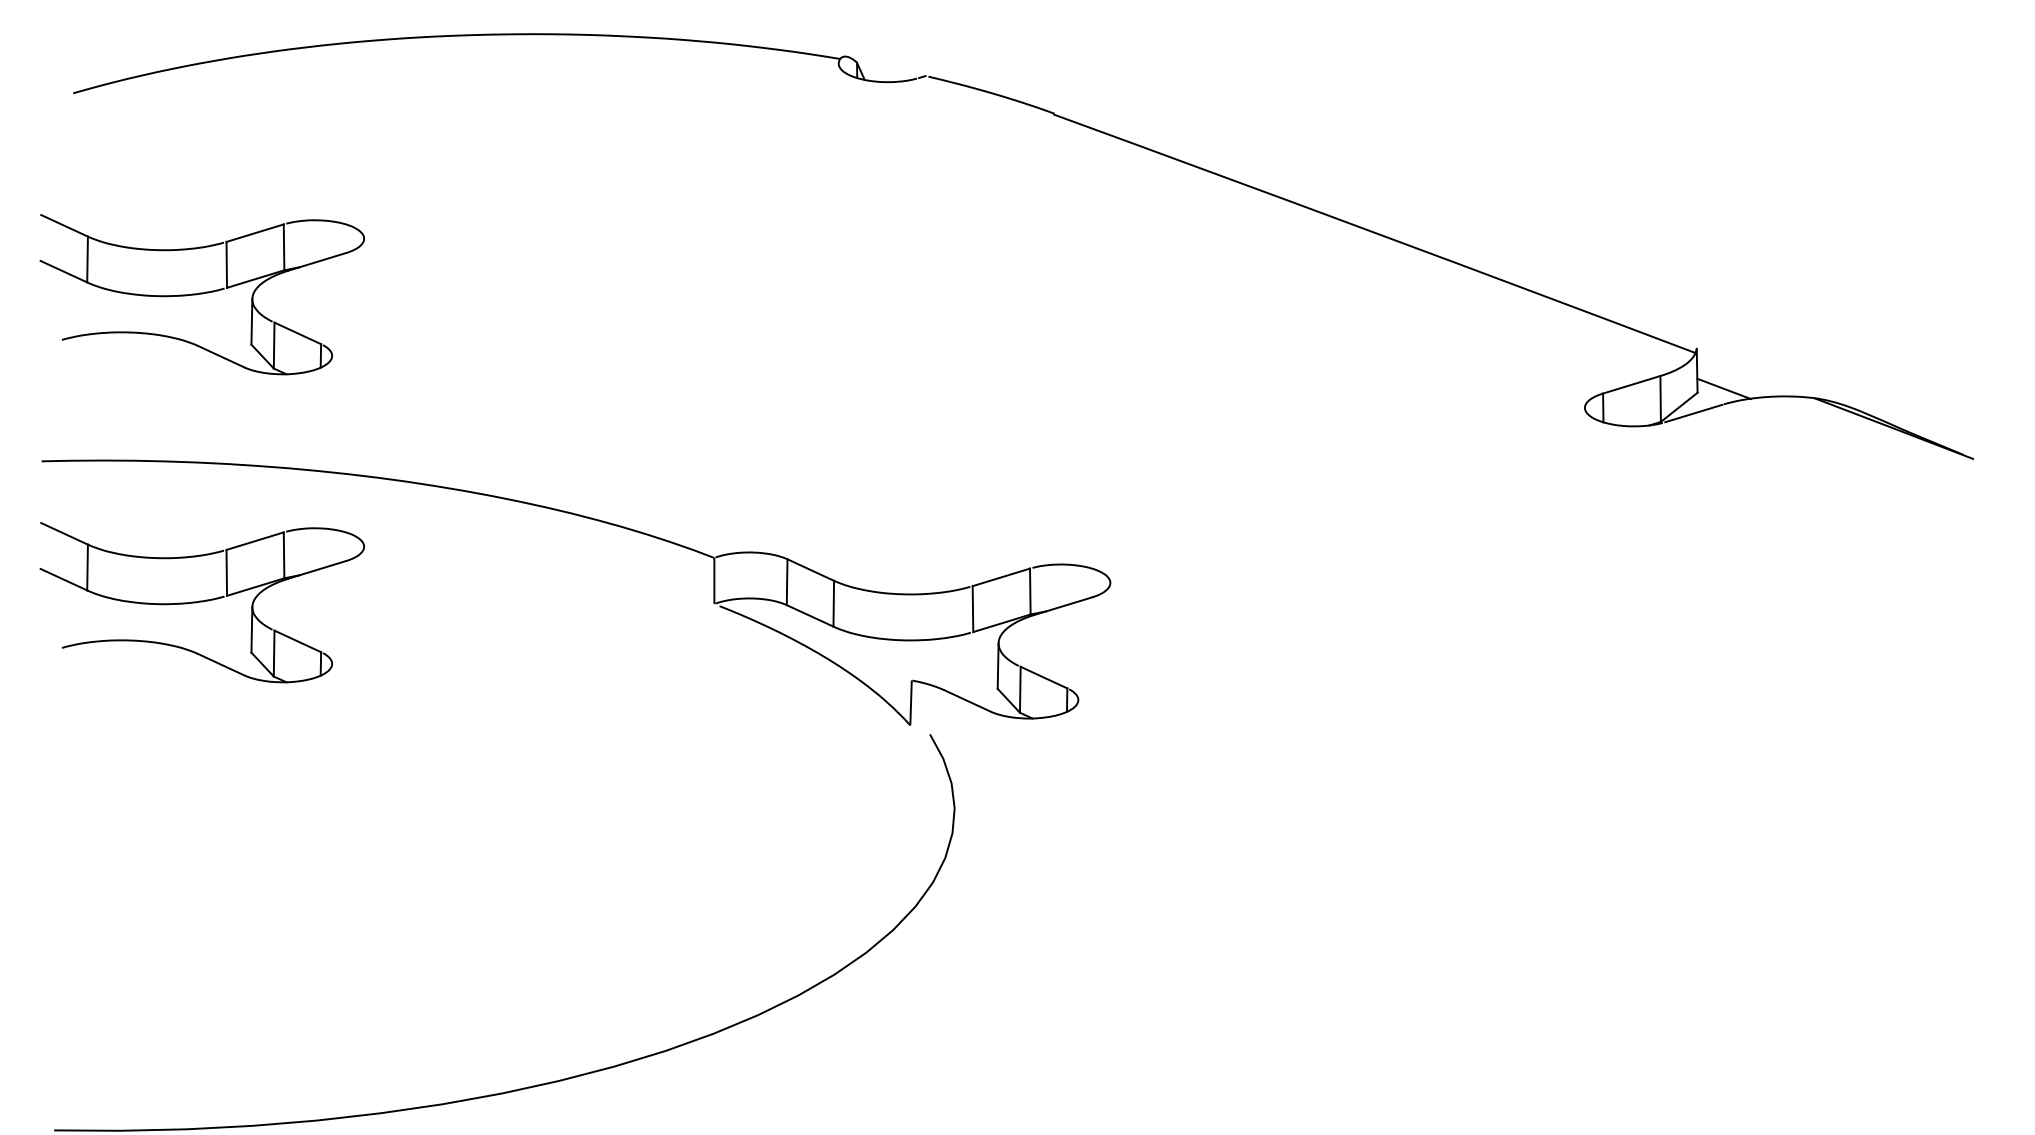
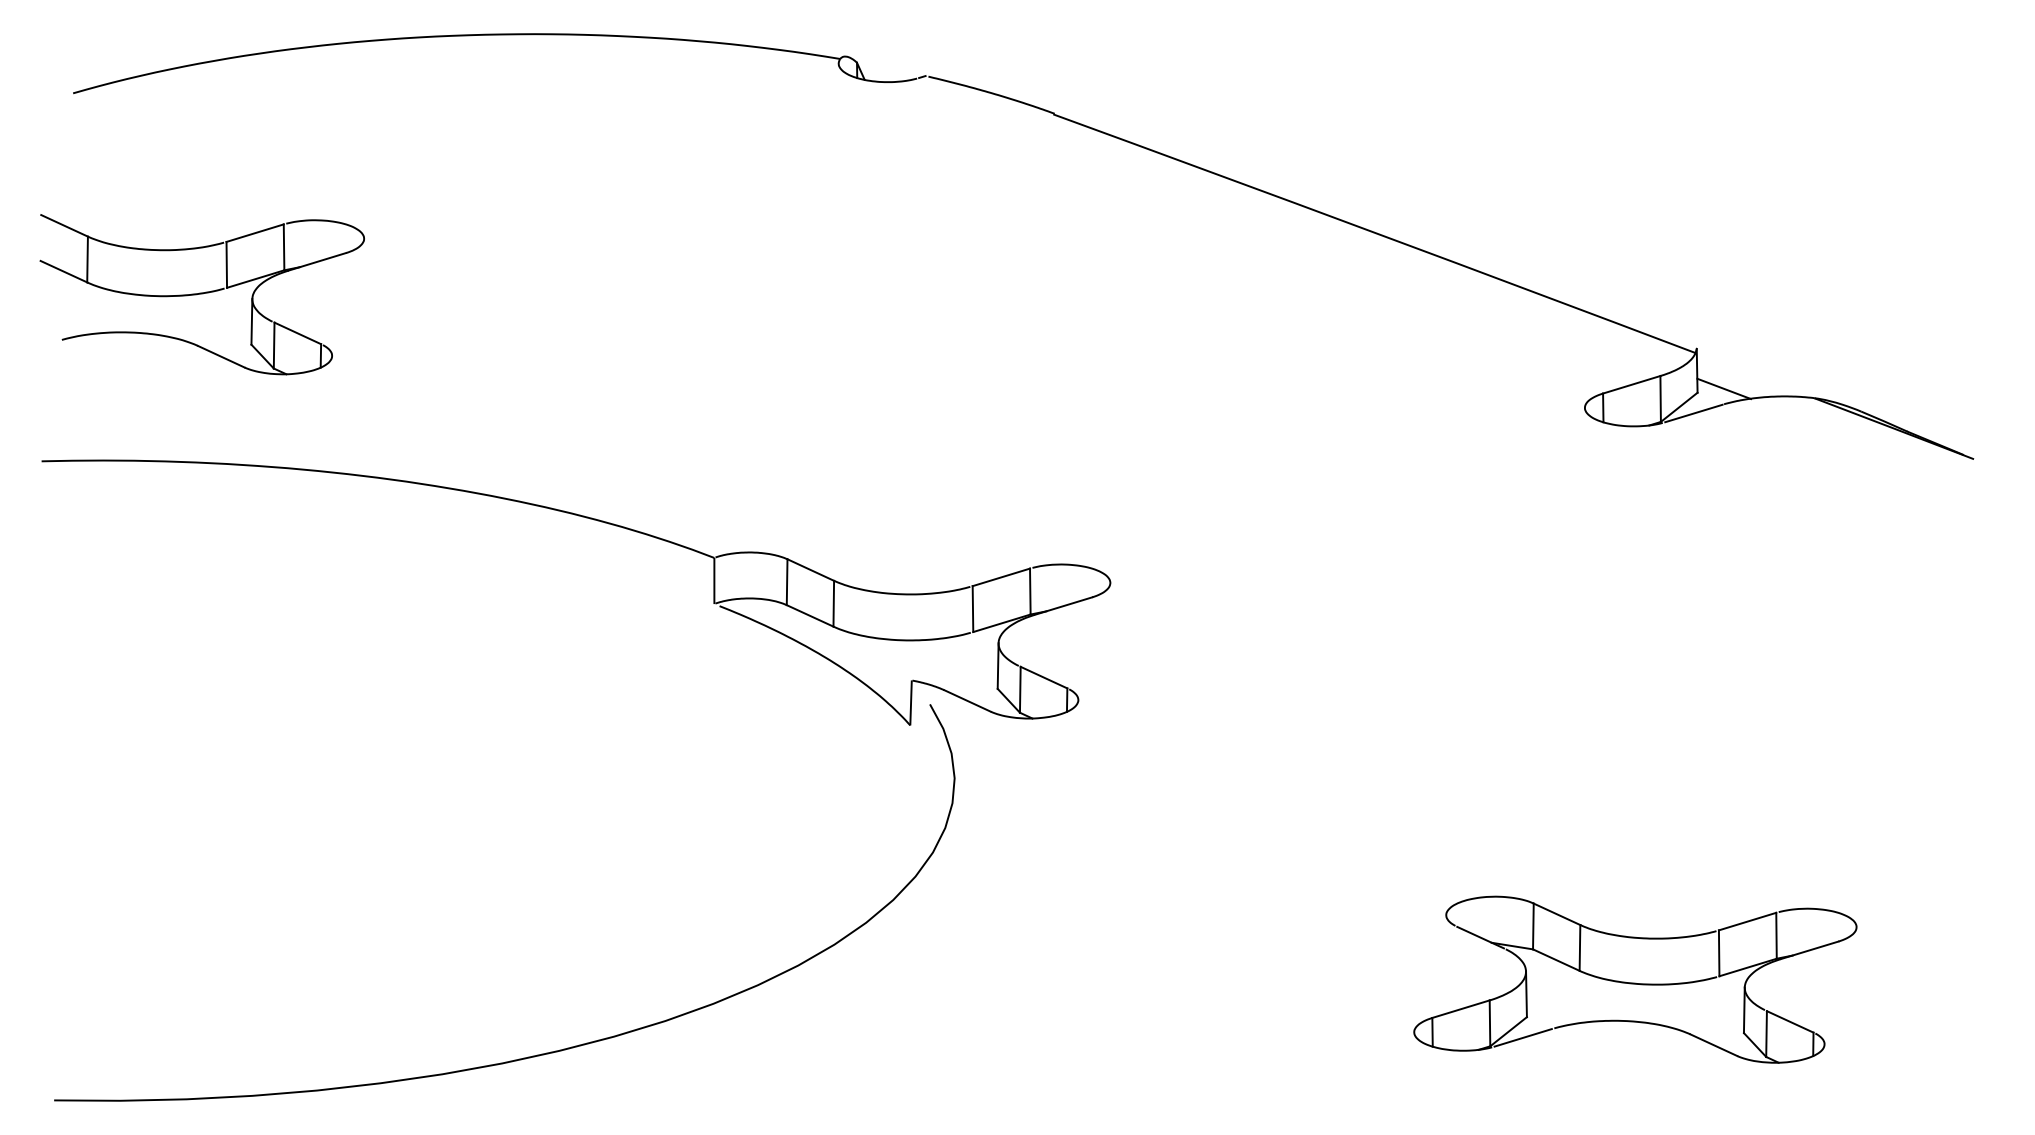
part: present -> none (201, 602)
part: none -> present (1635, 979)
curve position: (541, 1083) -> (541, 1053) (541, 1053)
